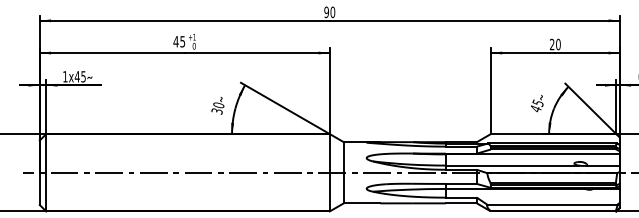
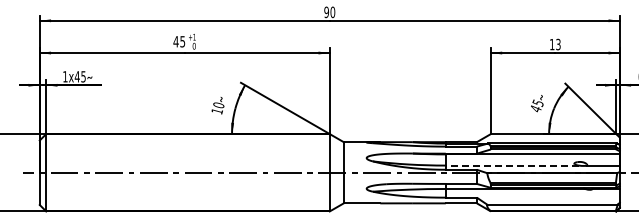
text: 20 -> 13 (554, 44)
text: 30 -> 10 (216, 111)
line: solid -> dashed (512, 165)
